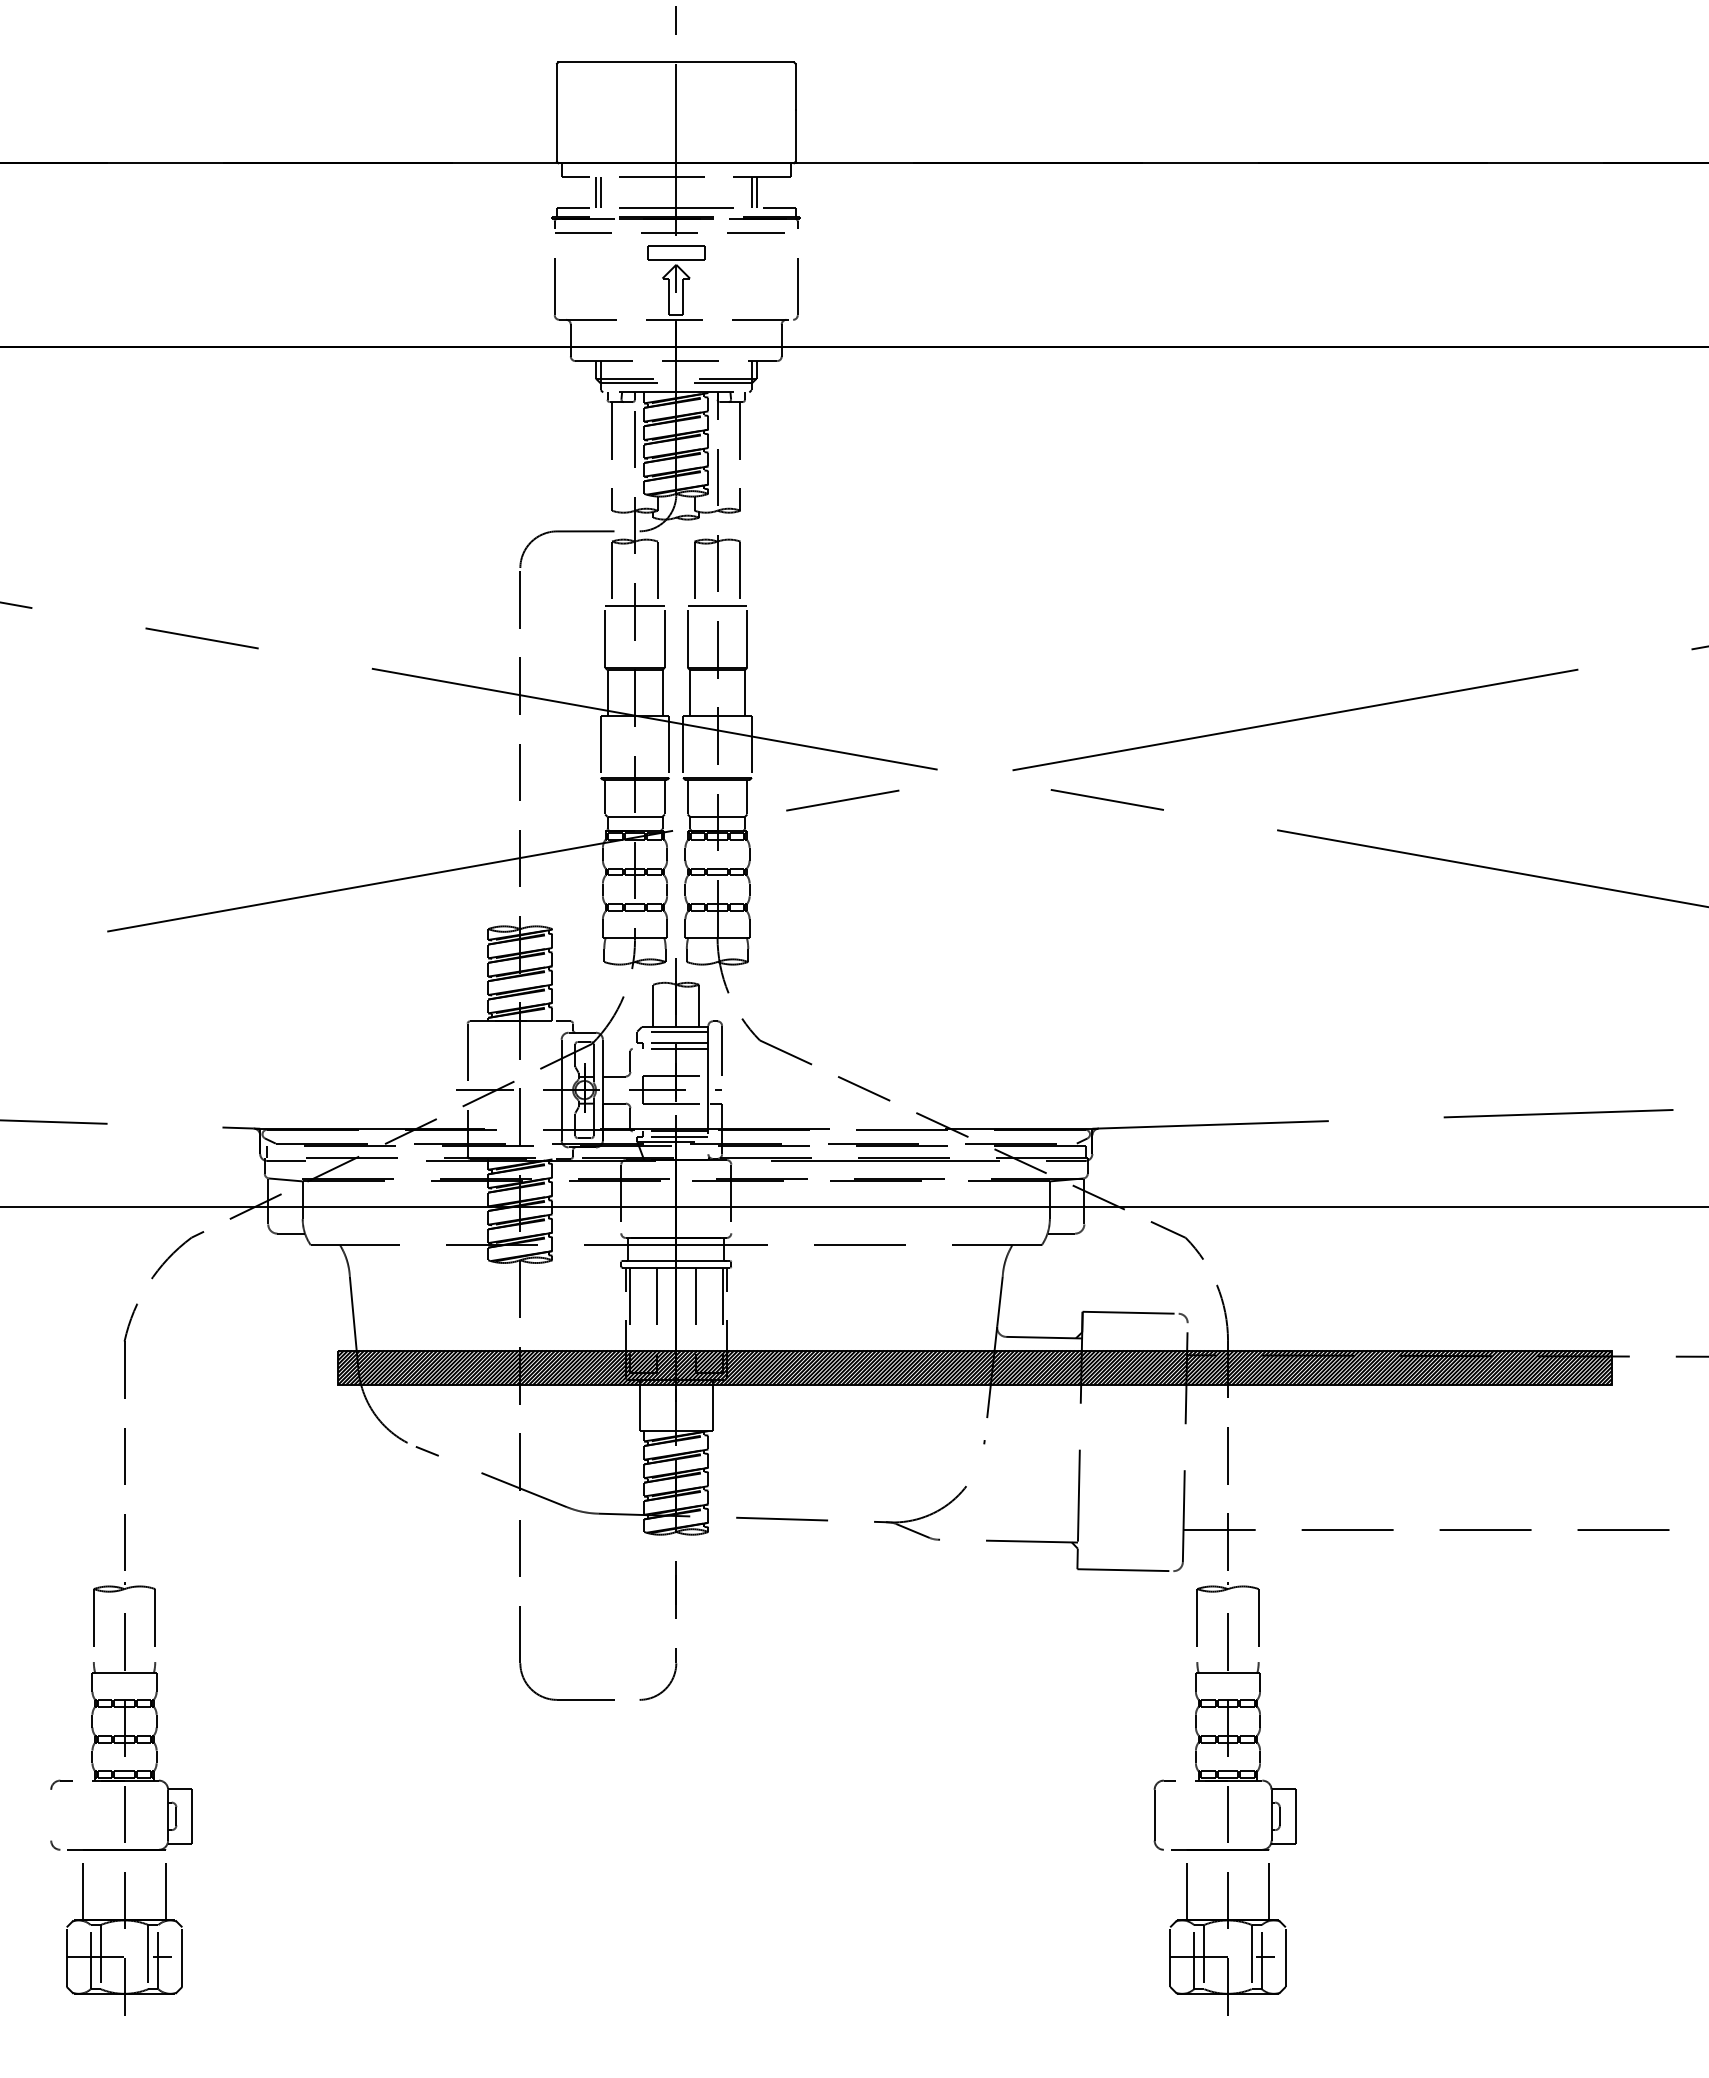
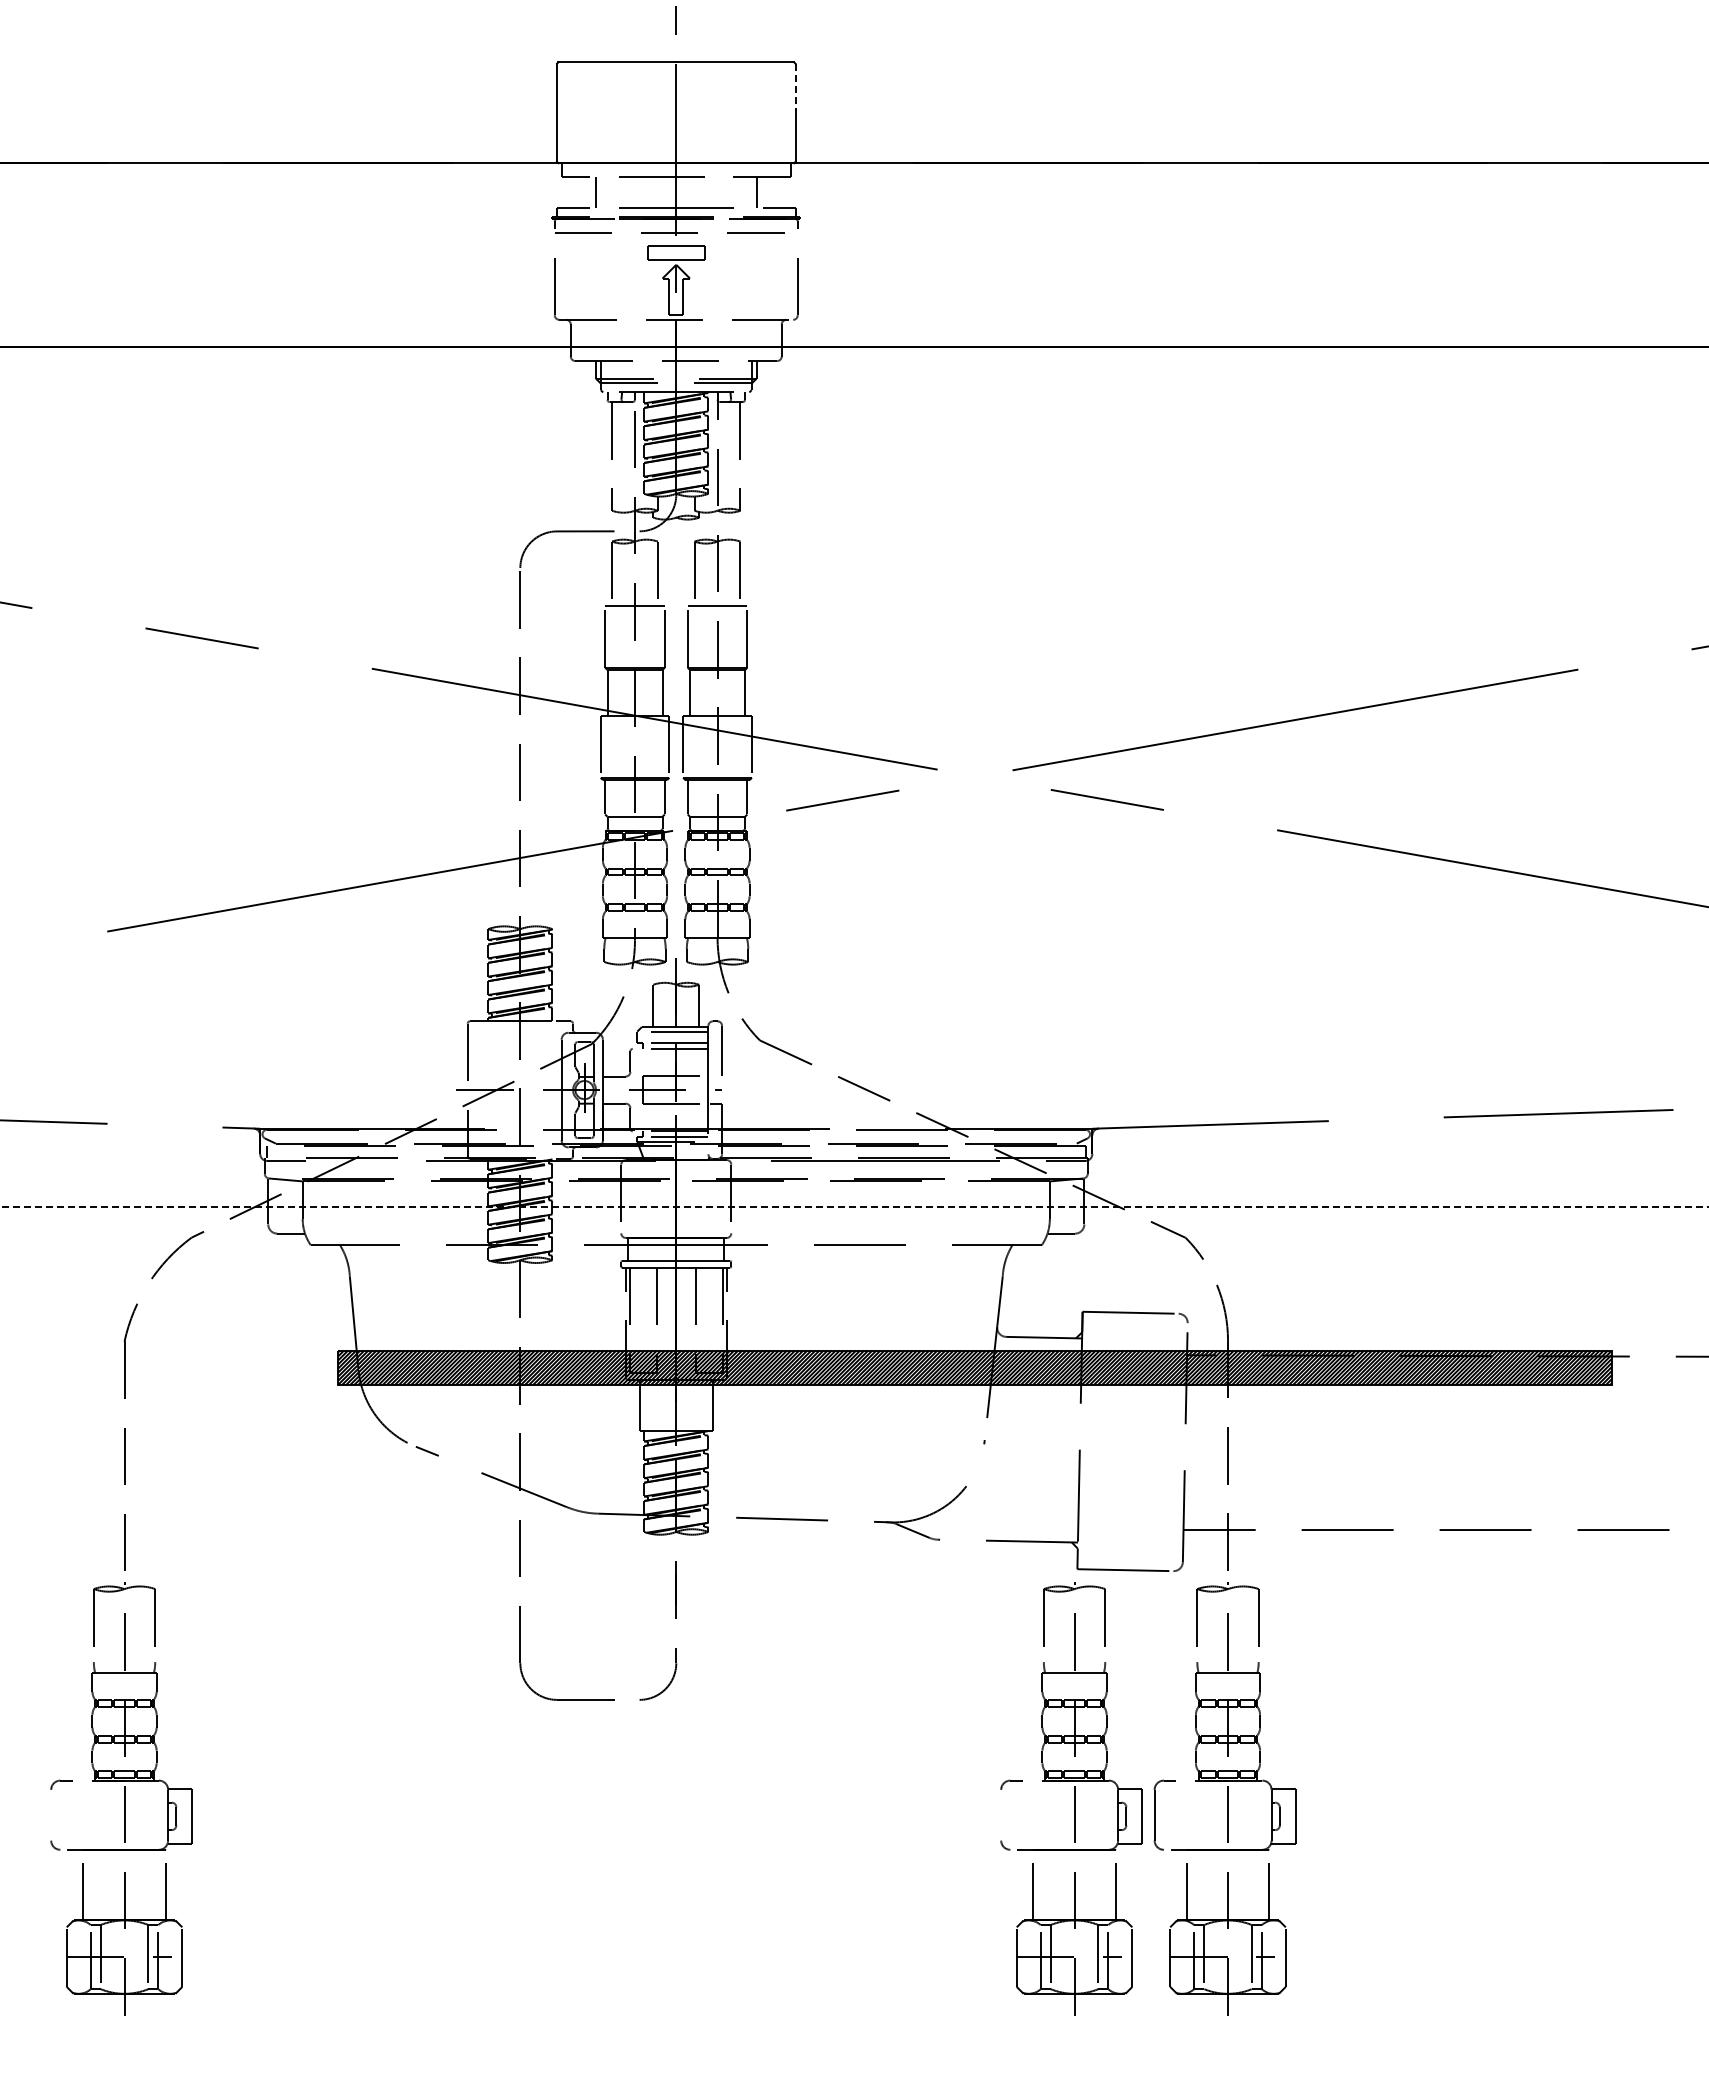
line: solid -> dashed (795, 87)
line: present -> none (600, 191)
line: present -> none (751, 191)
line: solid -> dashed (854, 1206)
part: none -> present (1071, 1798)
